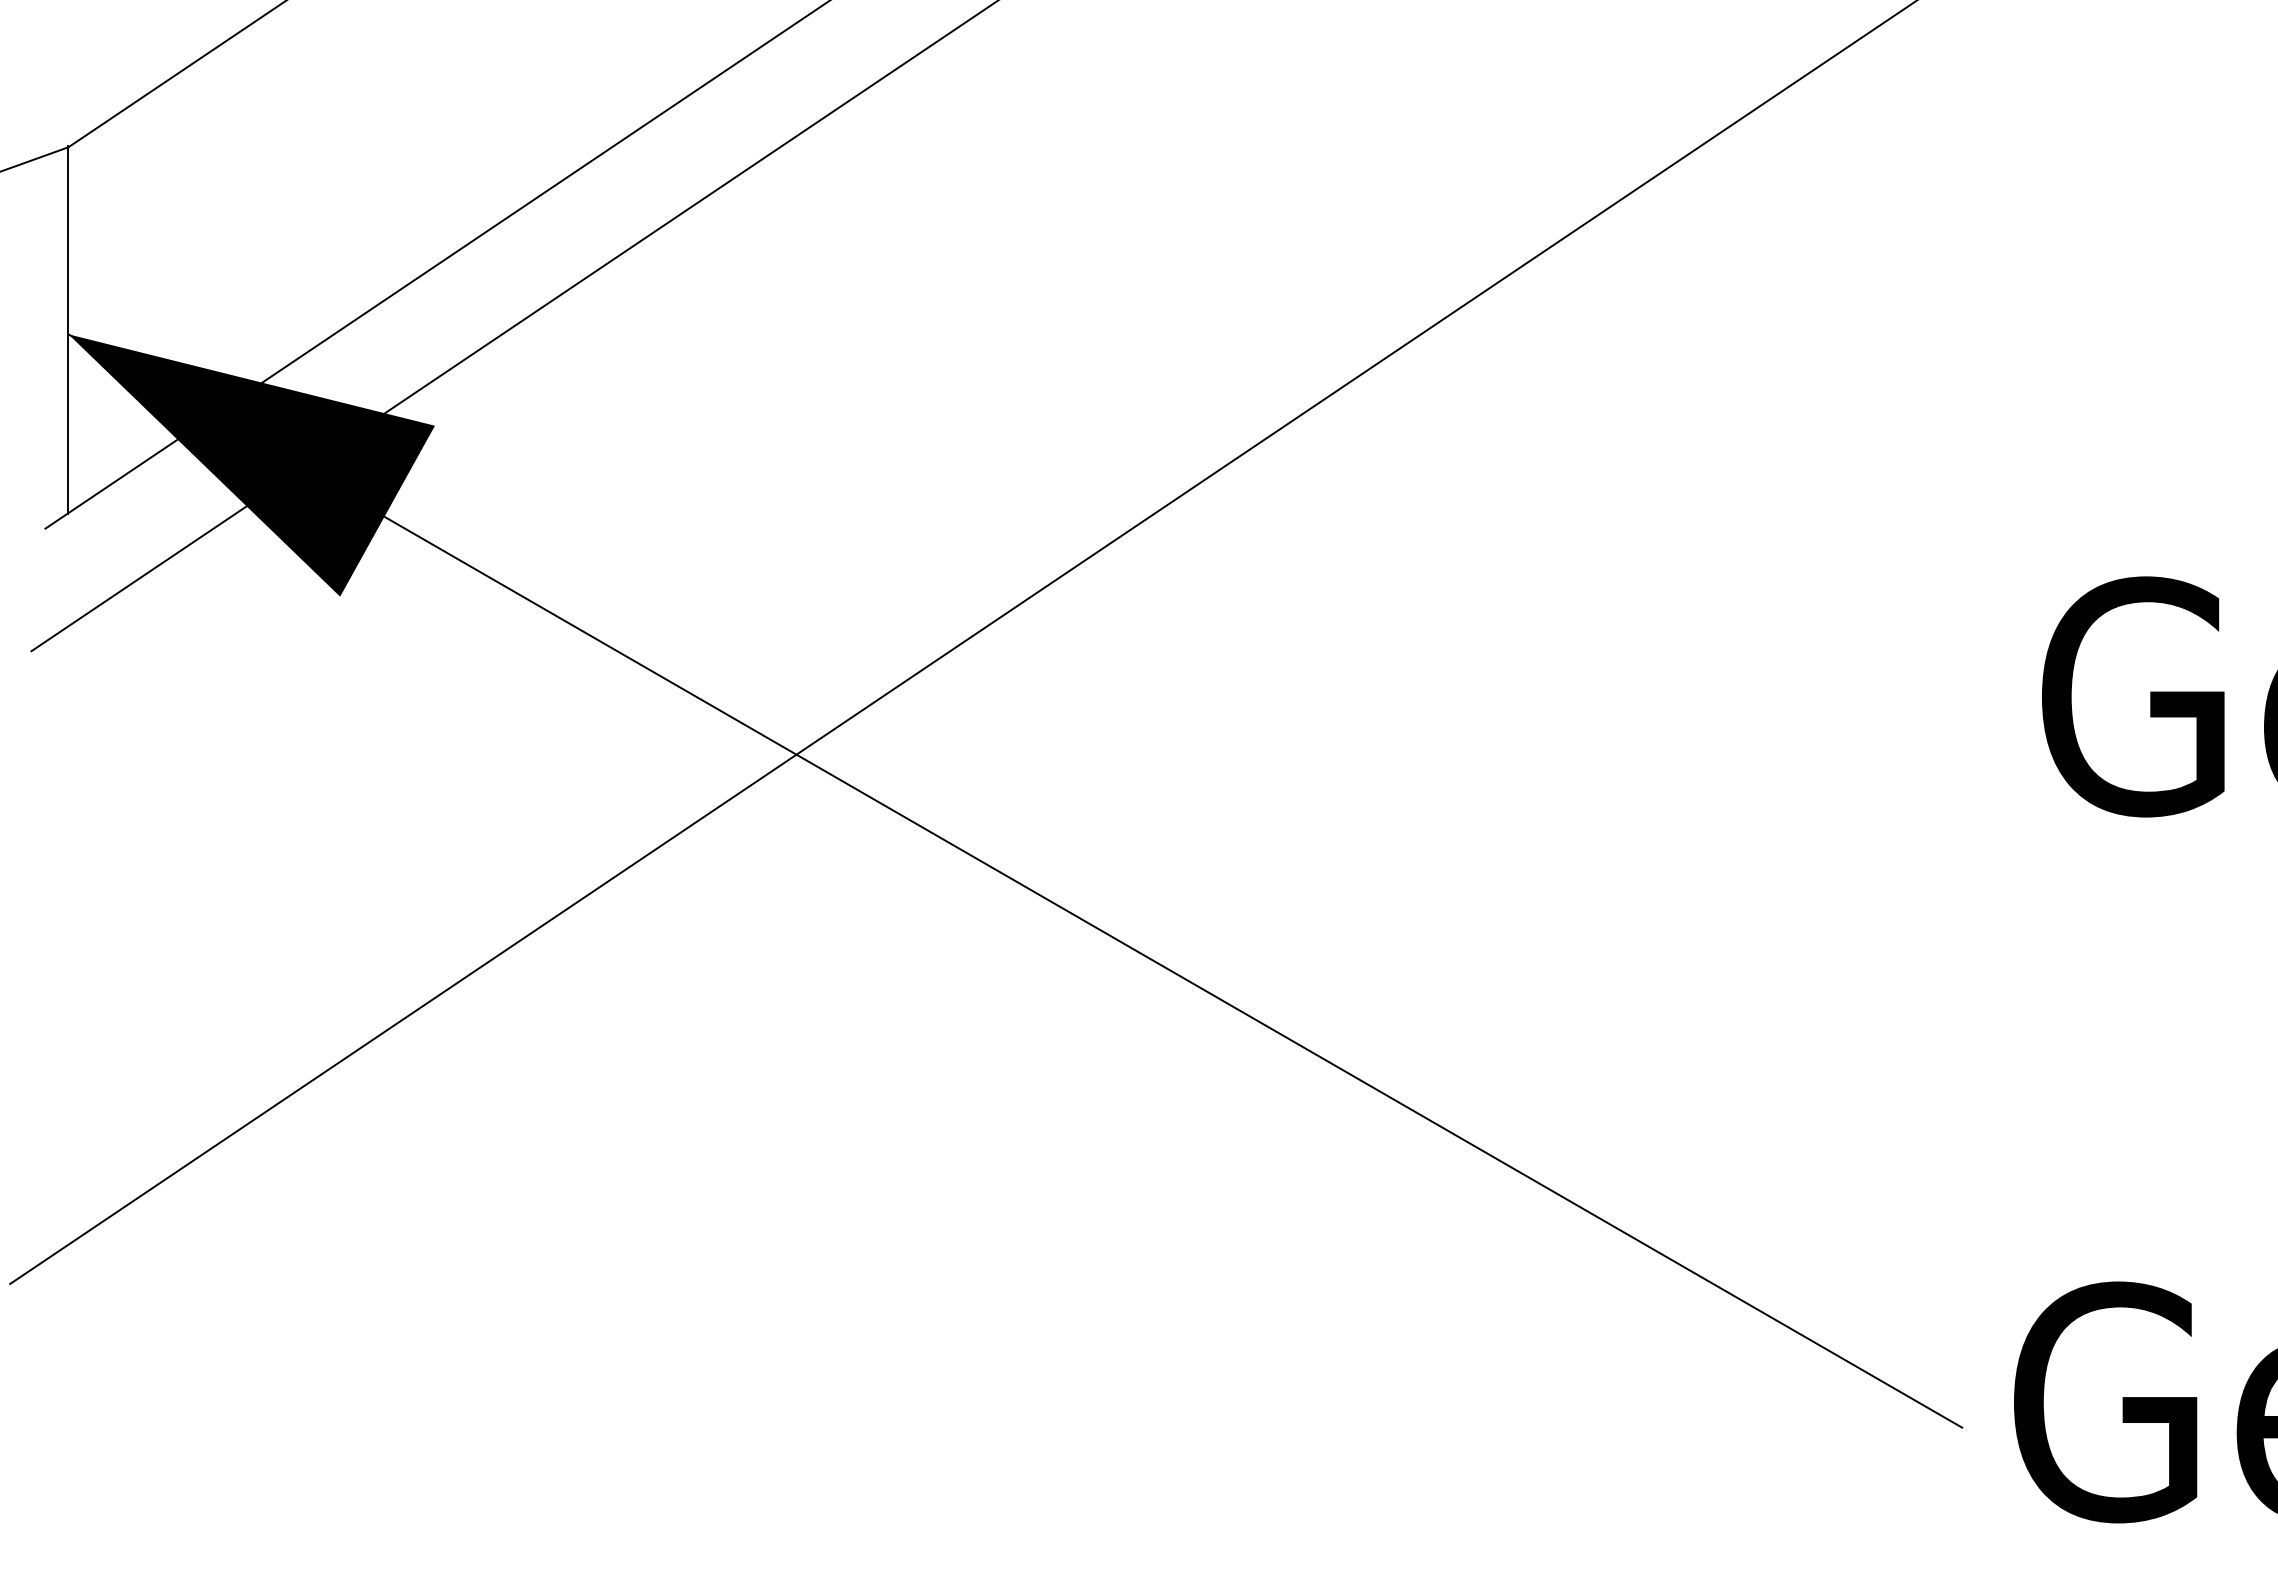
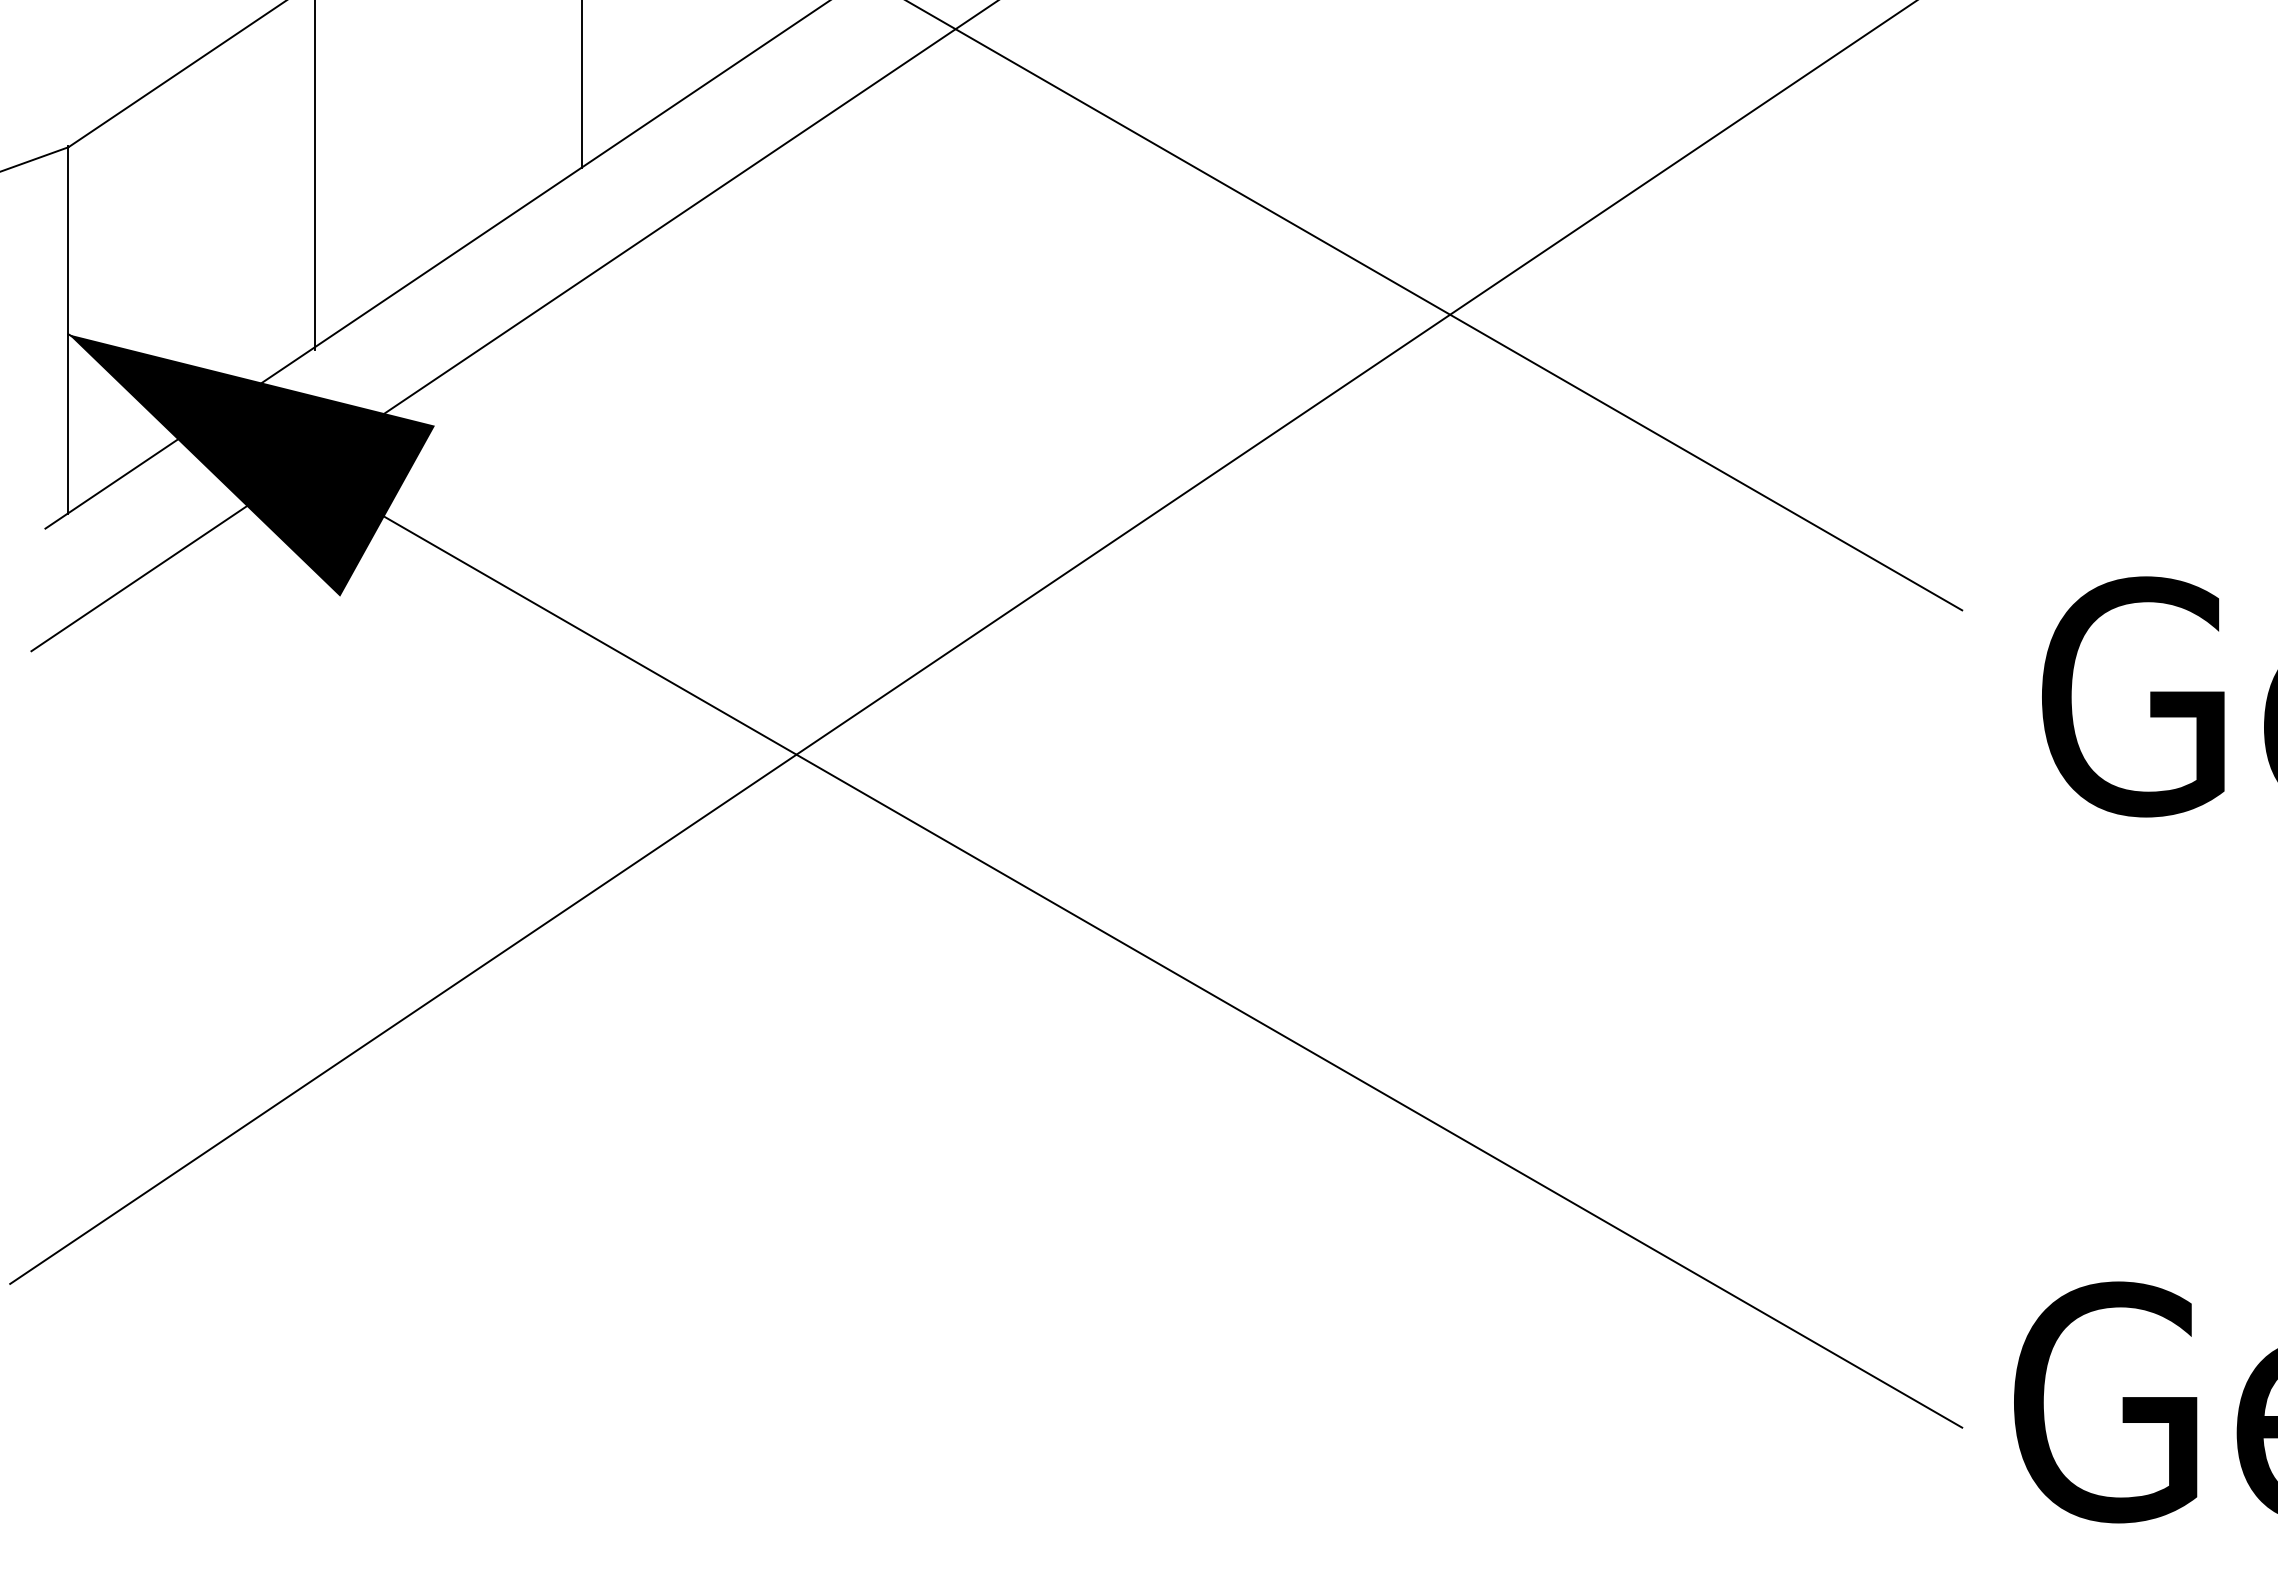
line: none -> present (581, 85)
line: none -> present (314, 176)
line: none -> present (1435, 306)
